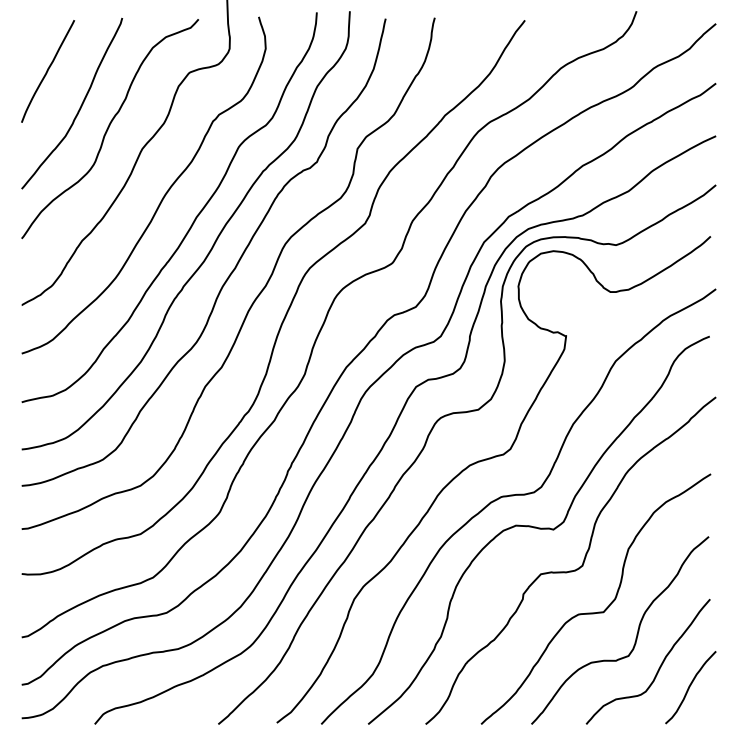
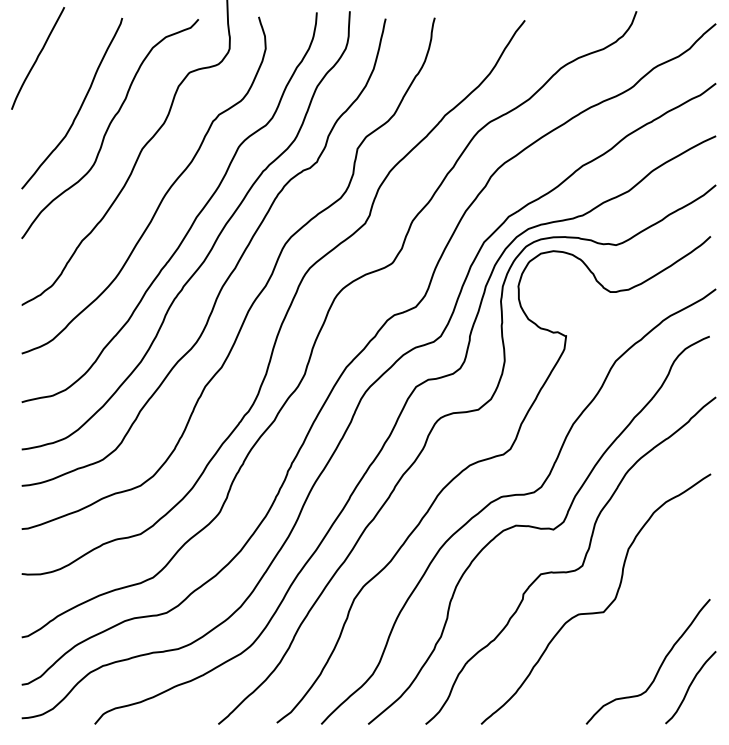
curve position: (48, 71) -> (38, 58) (38, 58)
curve: present -> none (636, 633)
